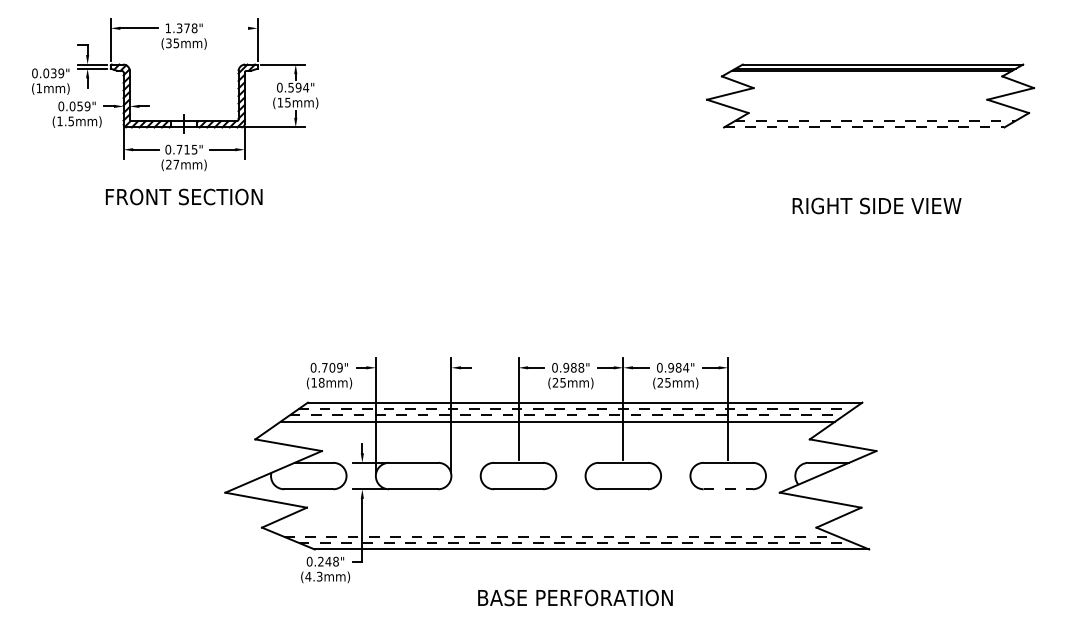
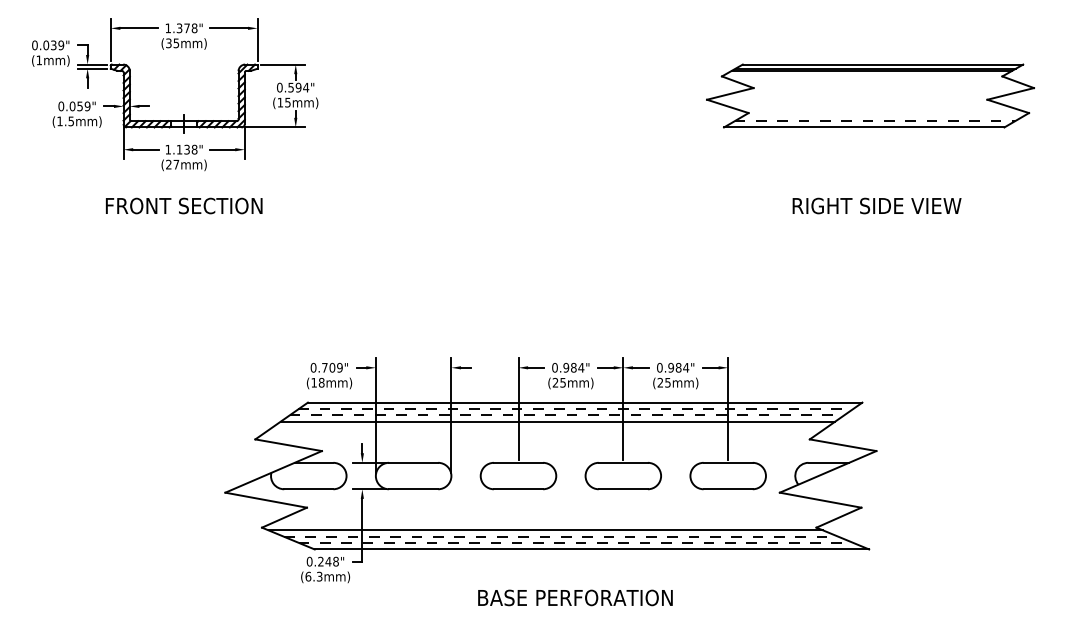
line: none -> present (229, 28)
text position: (50, 81) -> (50, 53) (50, 53)
line: dashed -> solid (864, 127)
text: 0.715" -> 1.138" (181, 149)
text position: (184, 196) -> (184, 205) (184, 205)
text: 0.988" -> 0.984" (581, 367)
line: dashed -> solid (728, 489)
line: none -> present (545, 530)
text: (4.3mm) -> (6.3mm) (308, 576)
